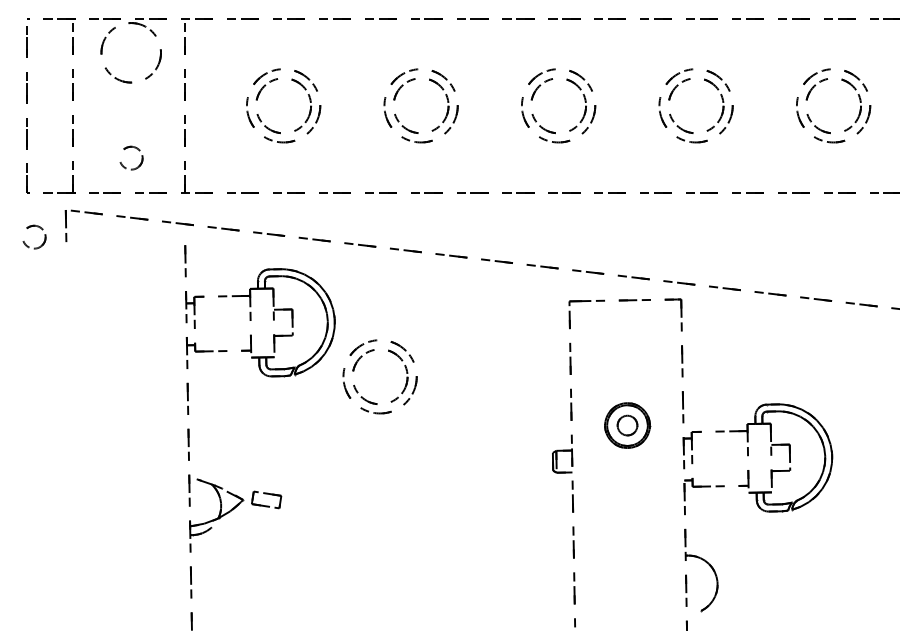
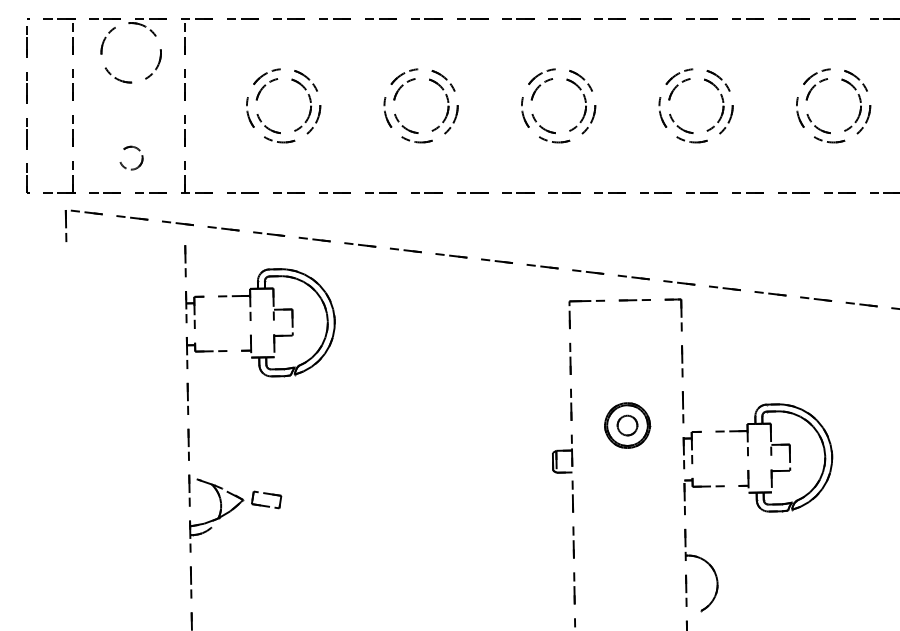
part: present -> none (39, 228)
part: present -> none (360, 359)
